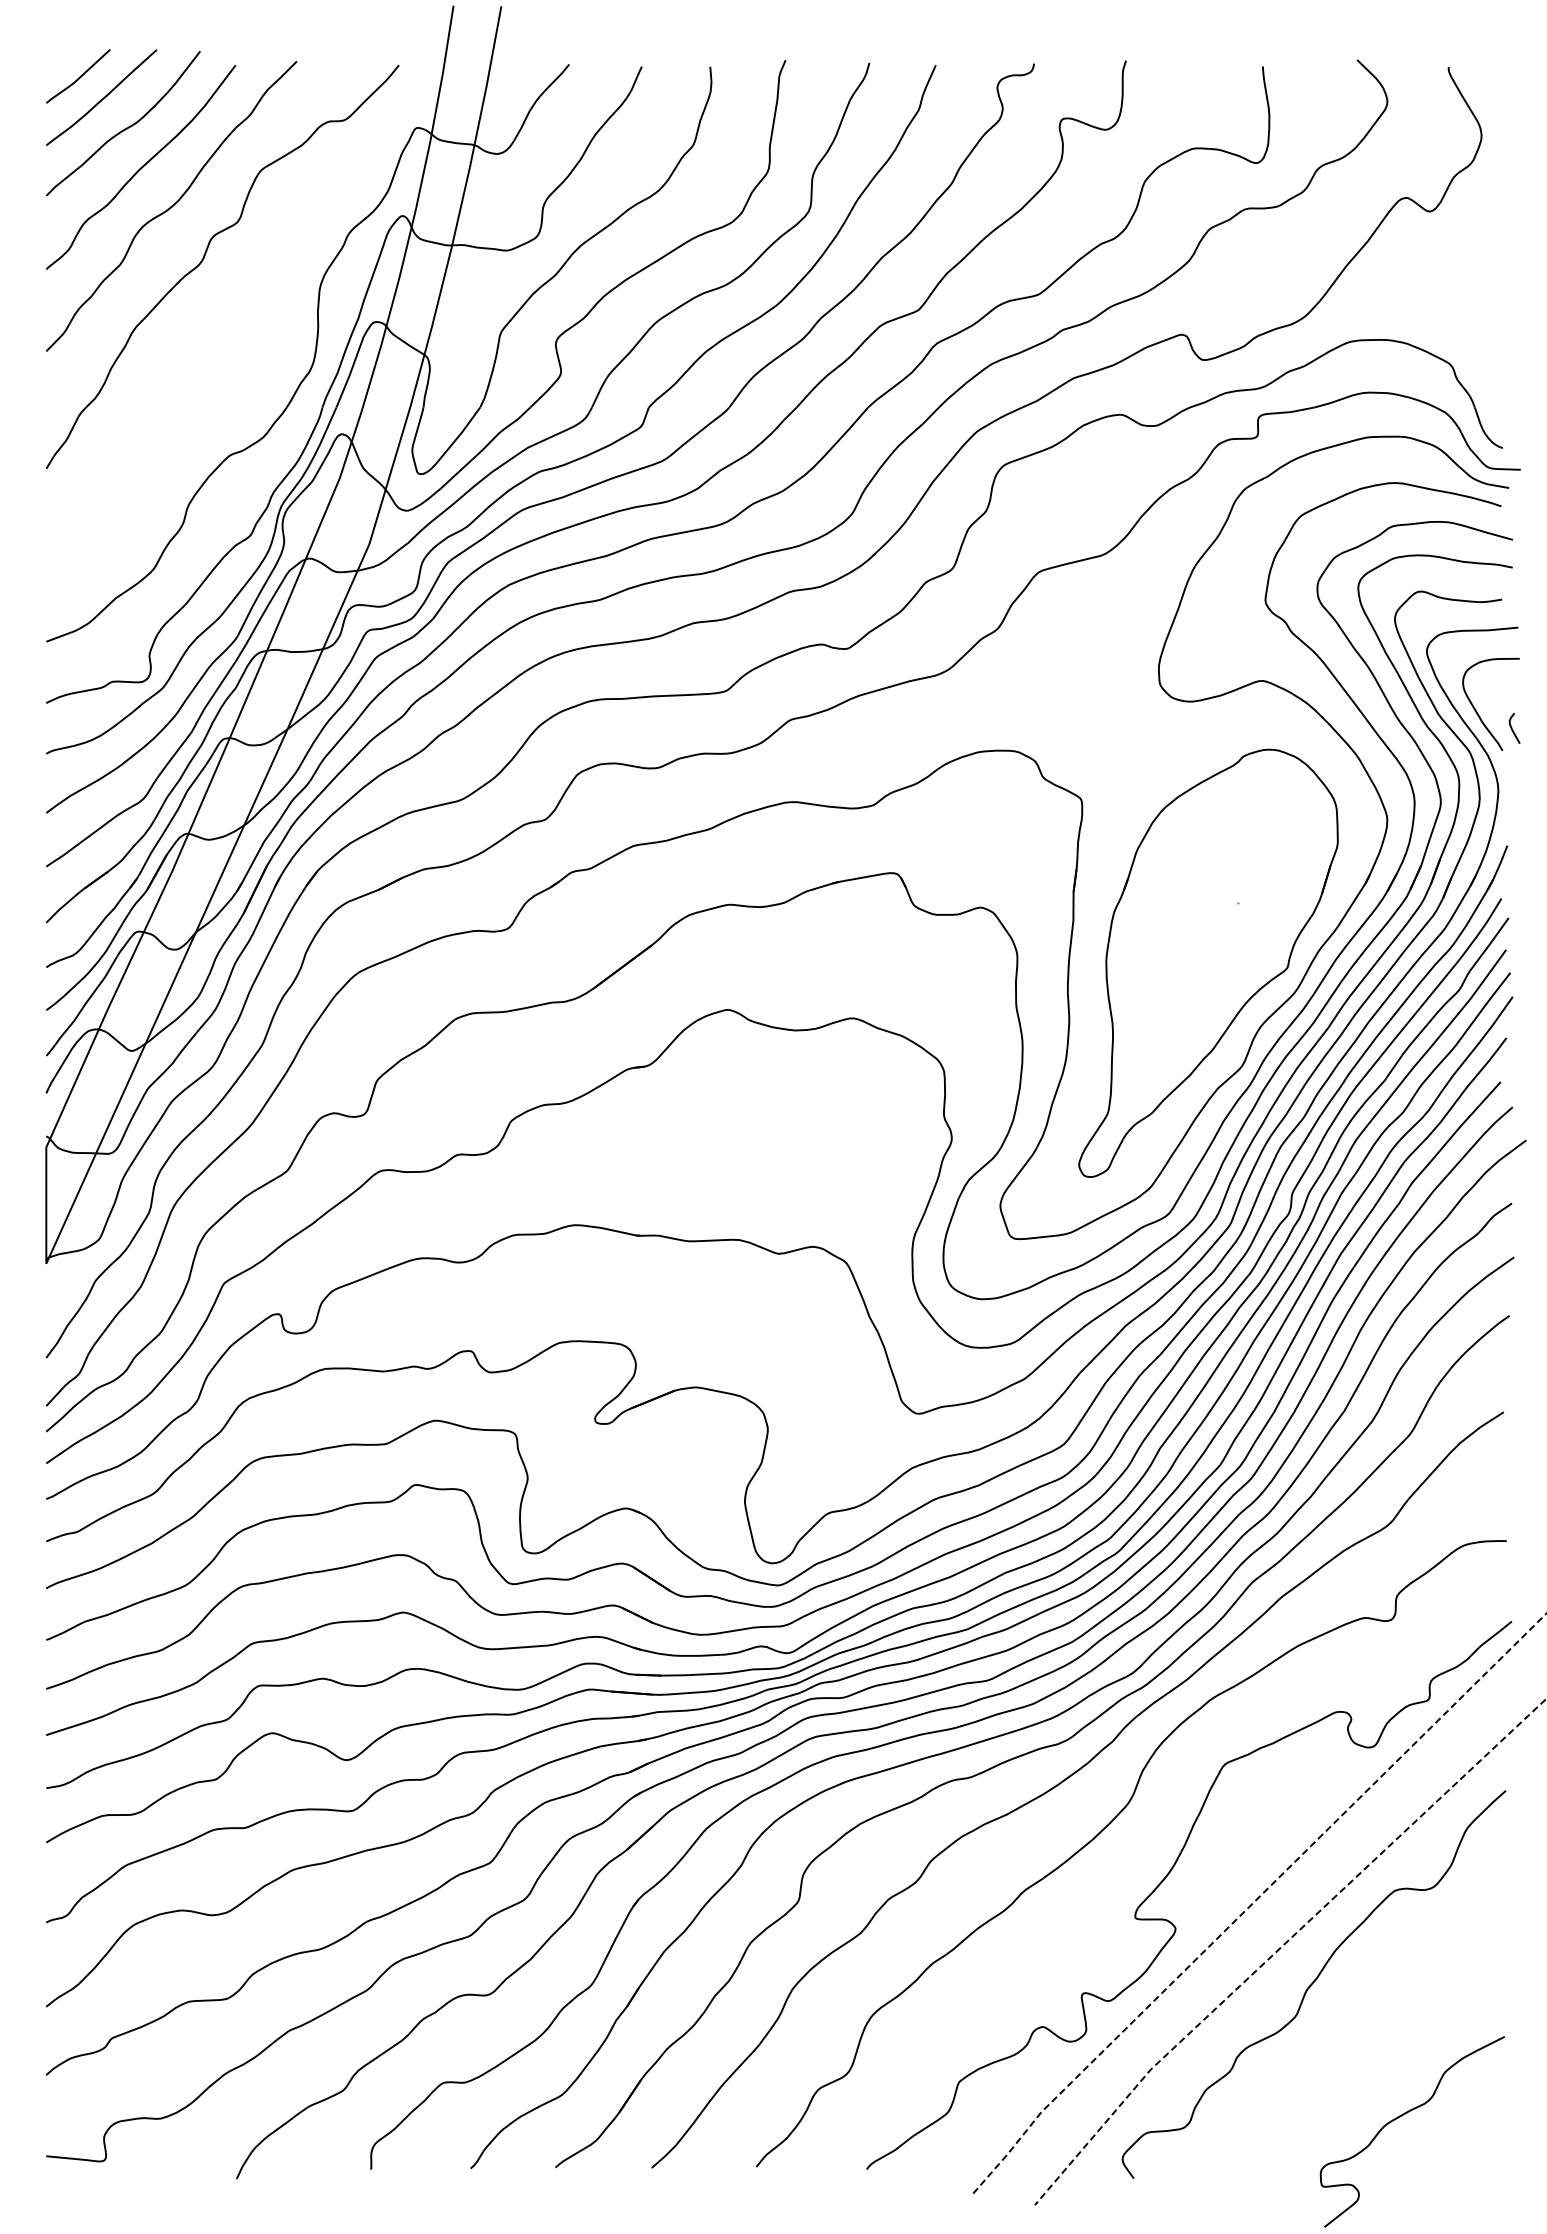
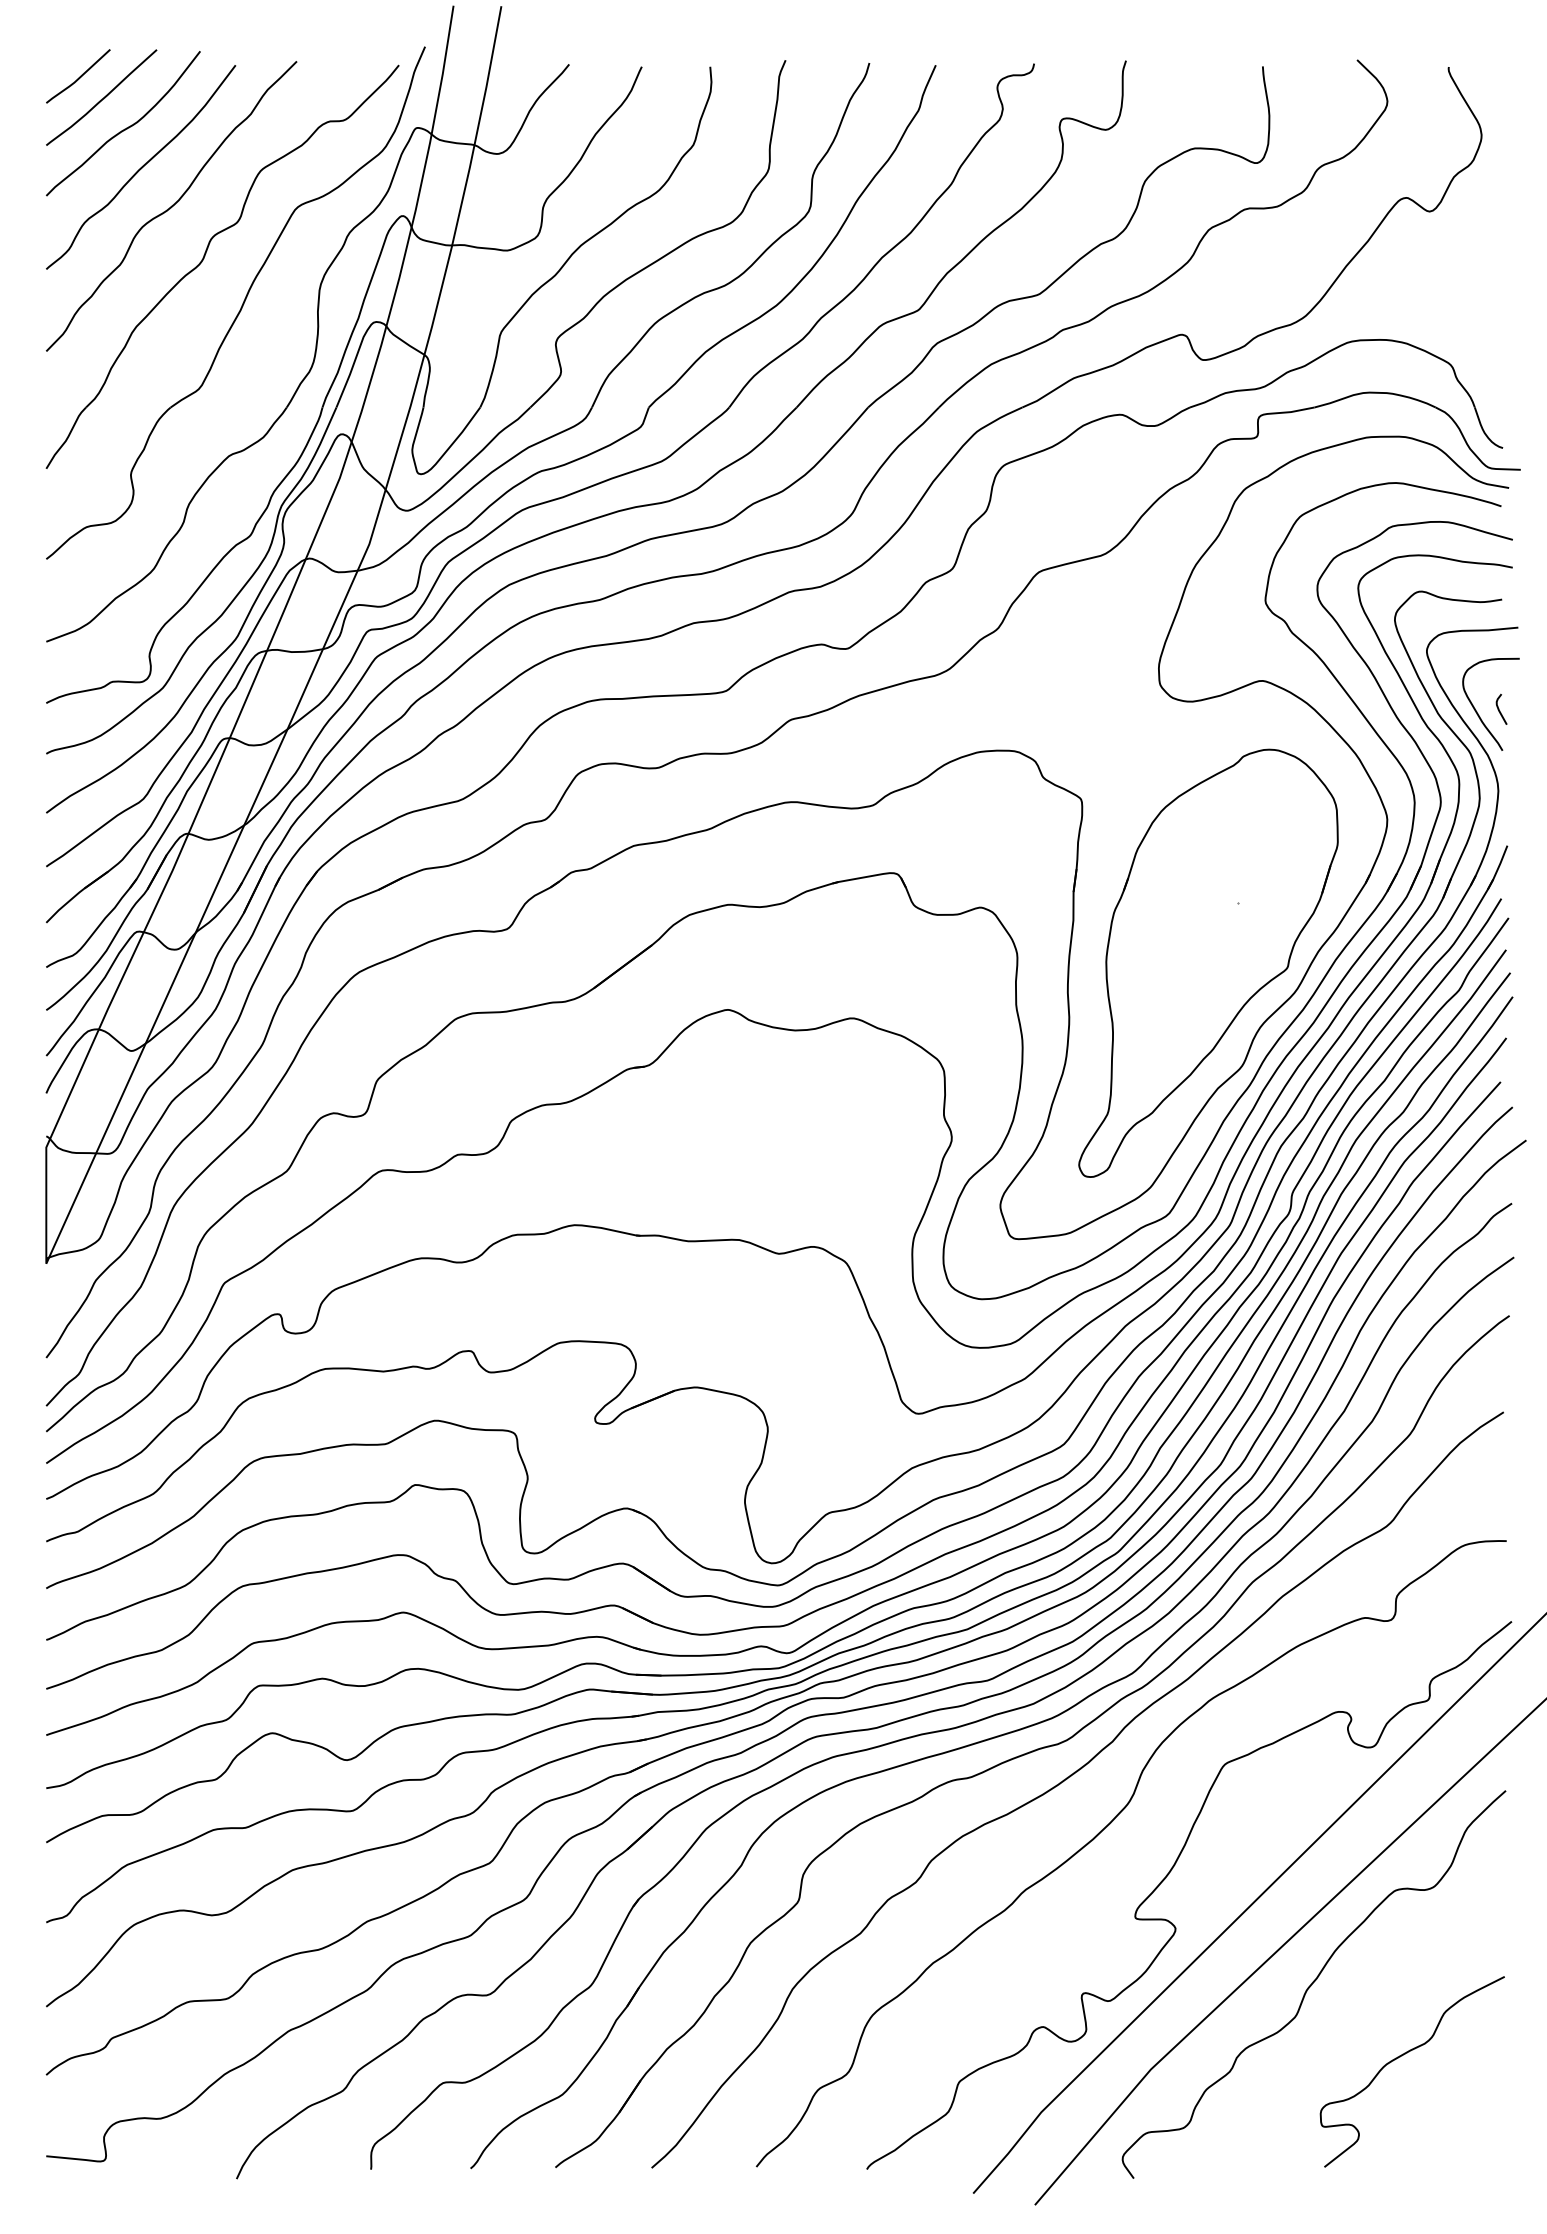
part: none -> present (241, 305)
curve position: (1512, 727) -> (1499, 708) (1499, 708)
line: dashed -> solid (1255, 1900)
line: dashed -> solid (1282, 1945)
curve position: (1402, 2116) -> (1402, 2056) (1402, 2056)
